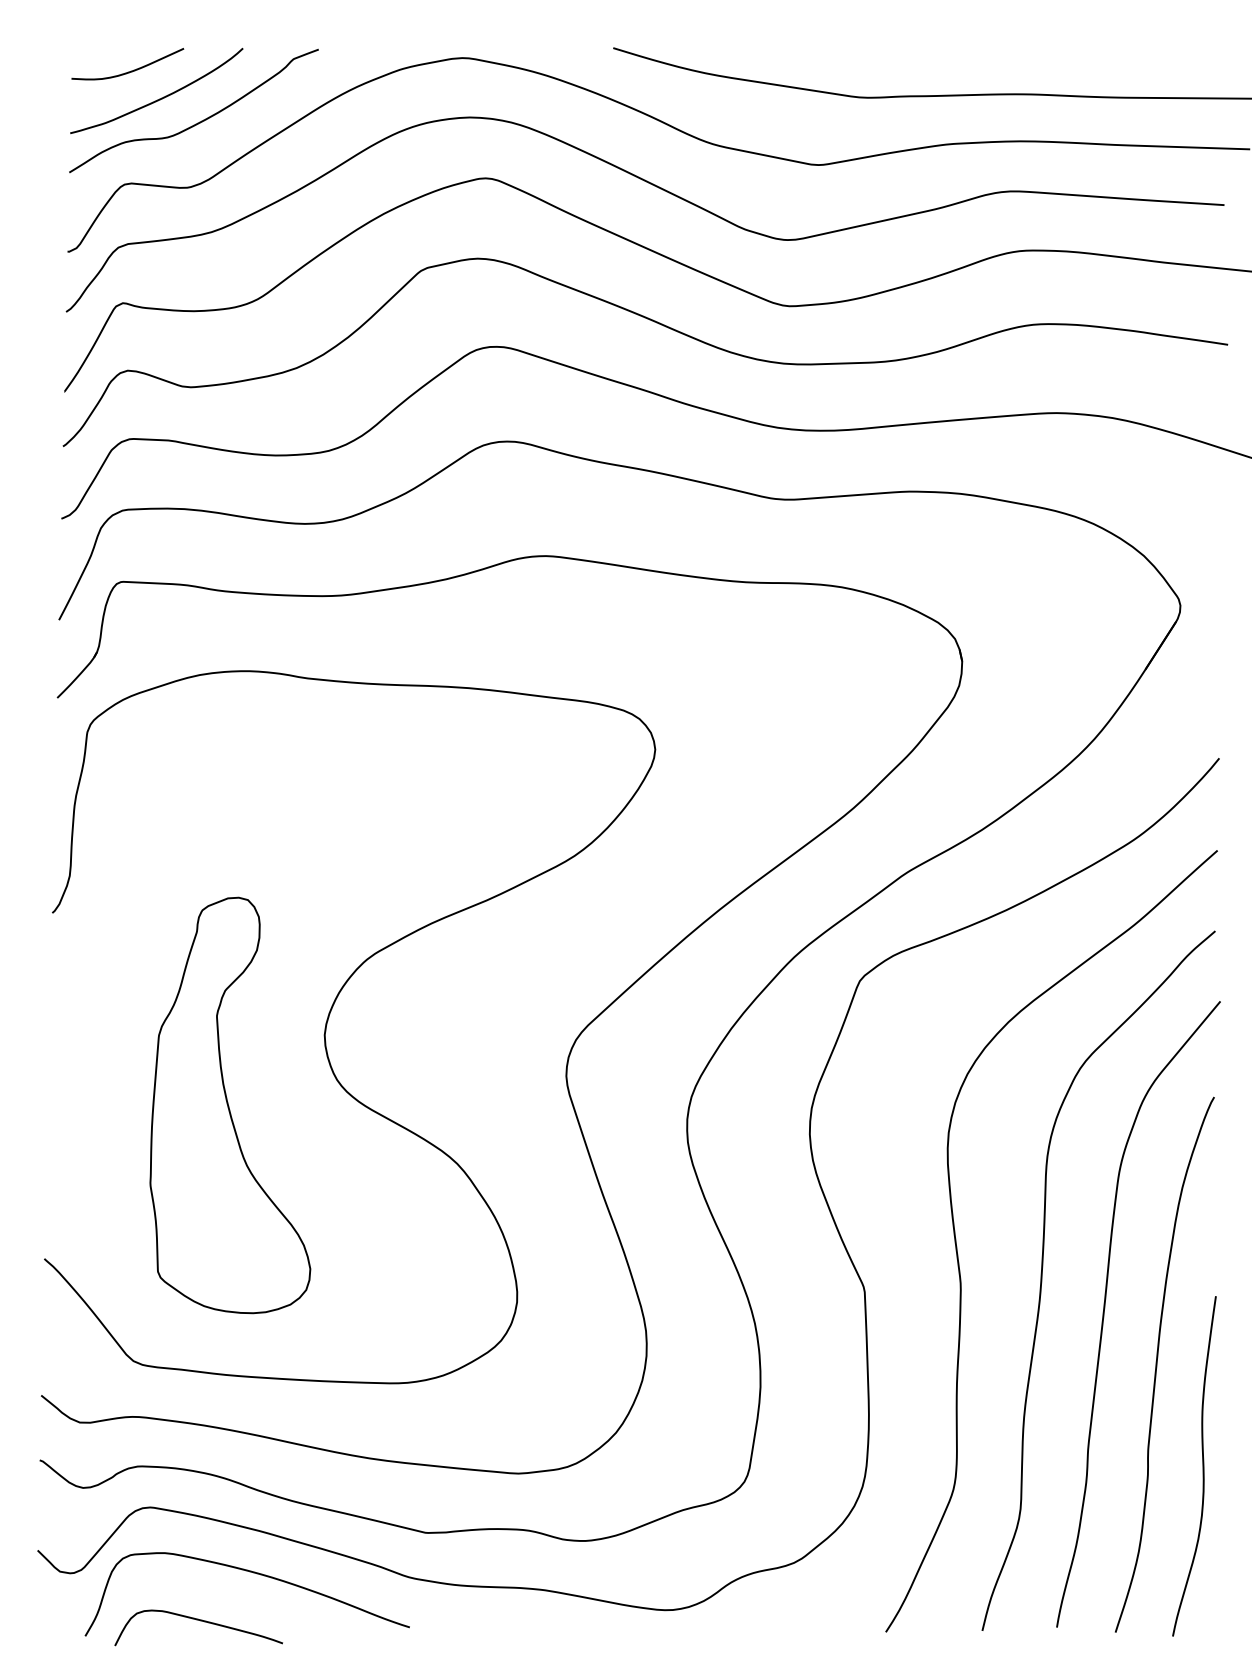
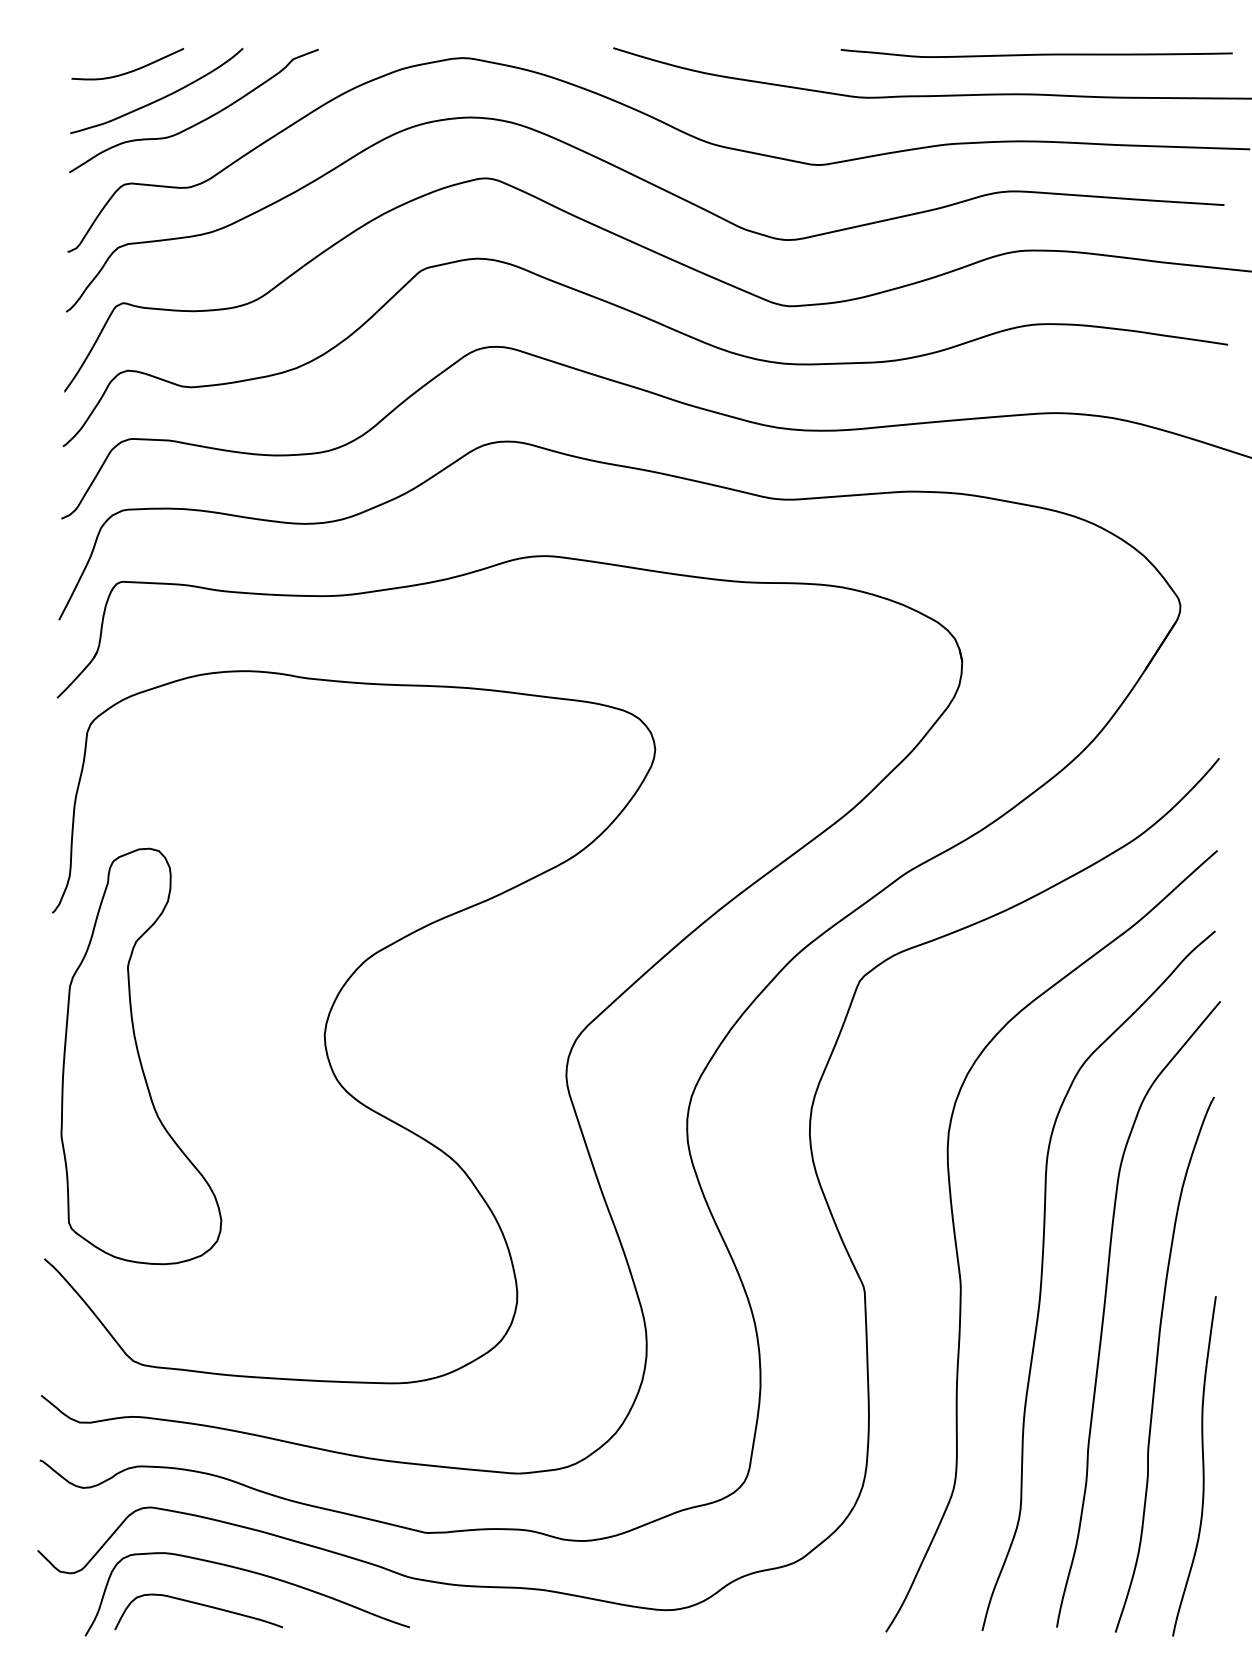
curve: none -> present (1036, 53)
part position: (230, 1105) -> (141, 1056) (141, 1056)
curve position: (200, 1621) -> (200, 1605) (200, 1605)
